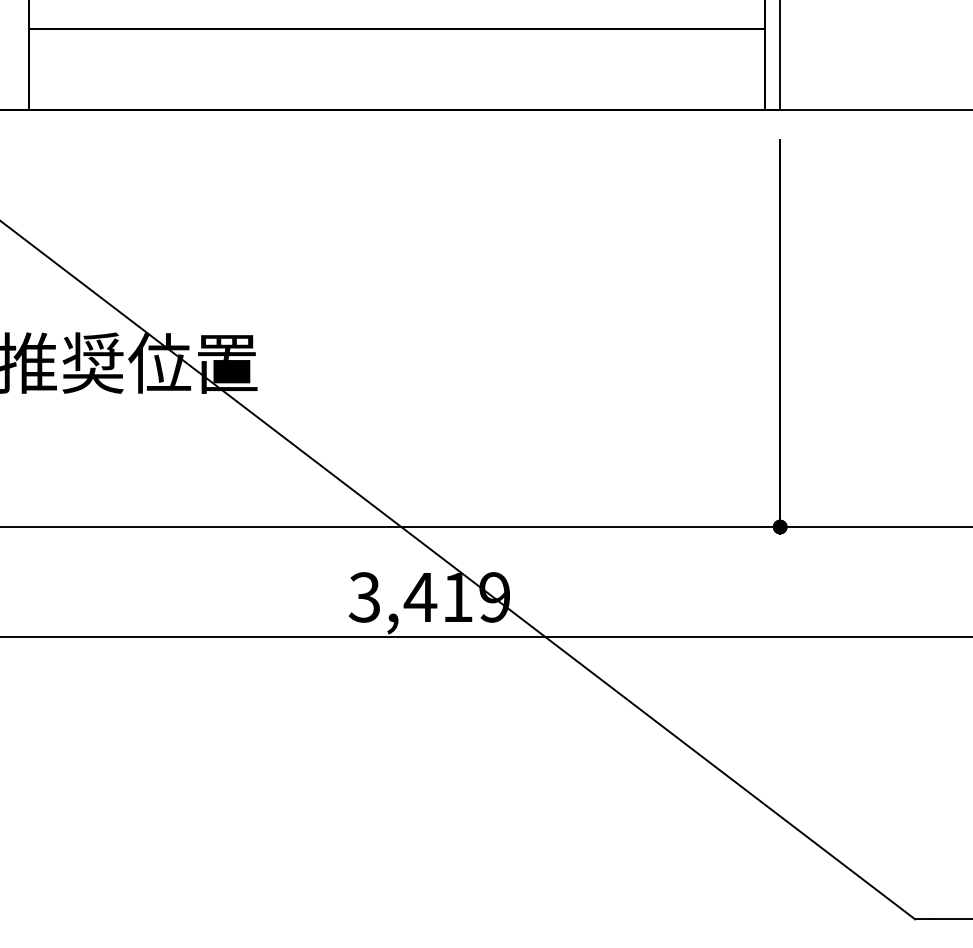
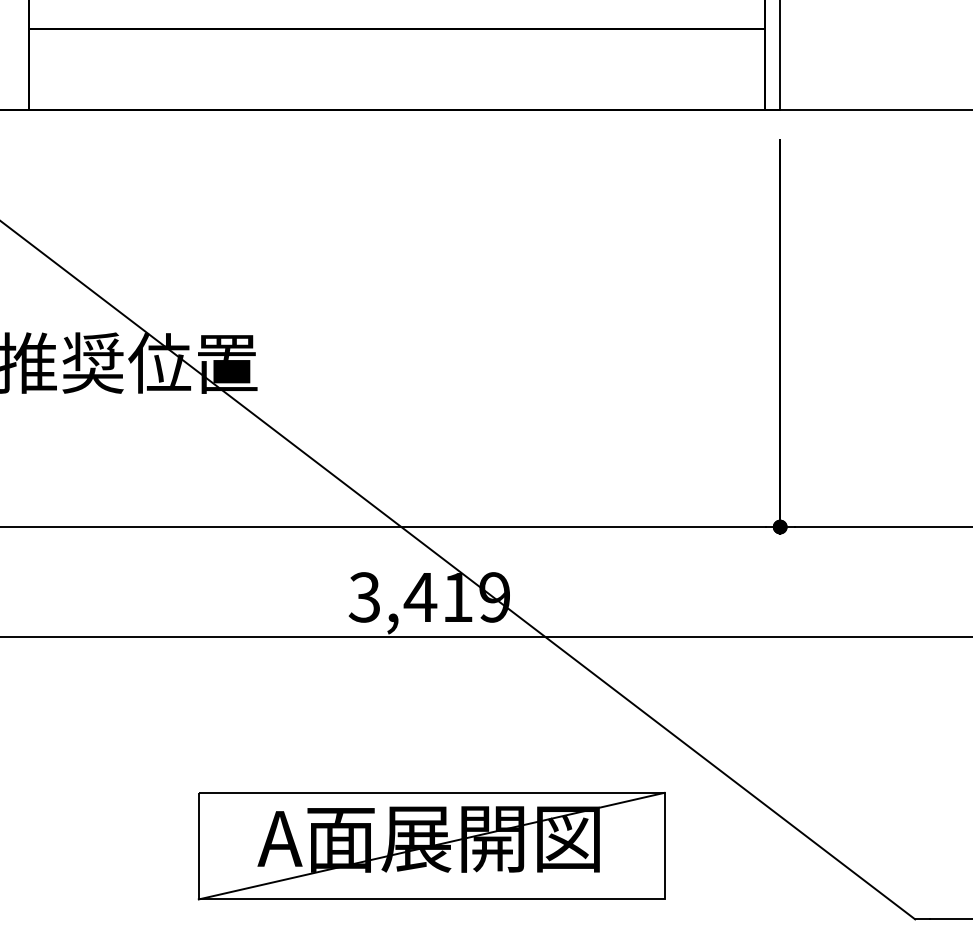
part: none -> present (431, 846)
